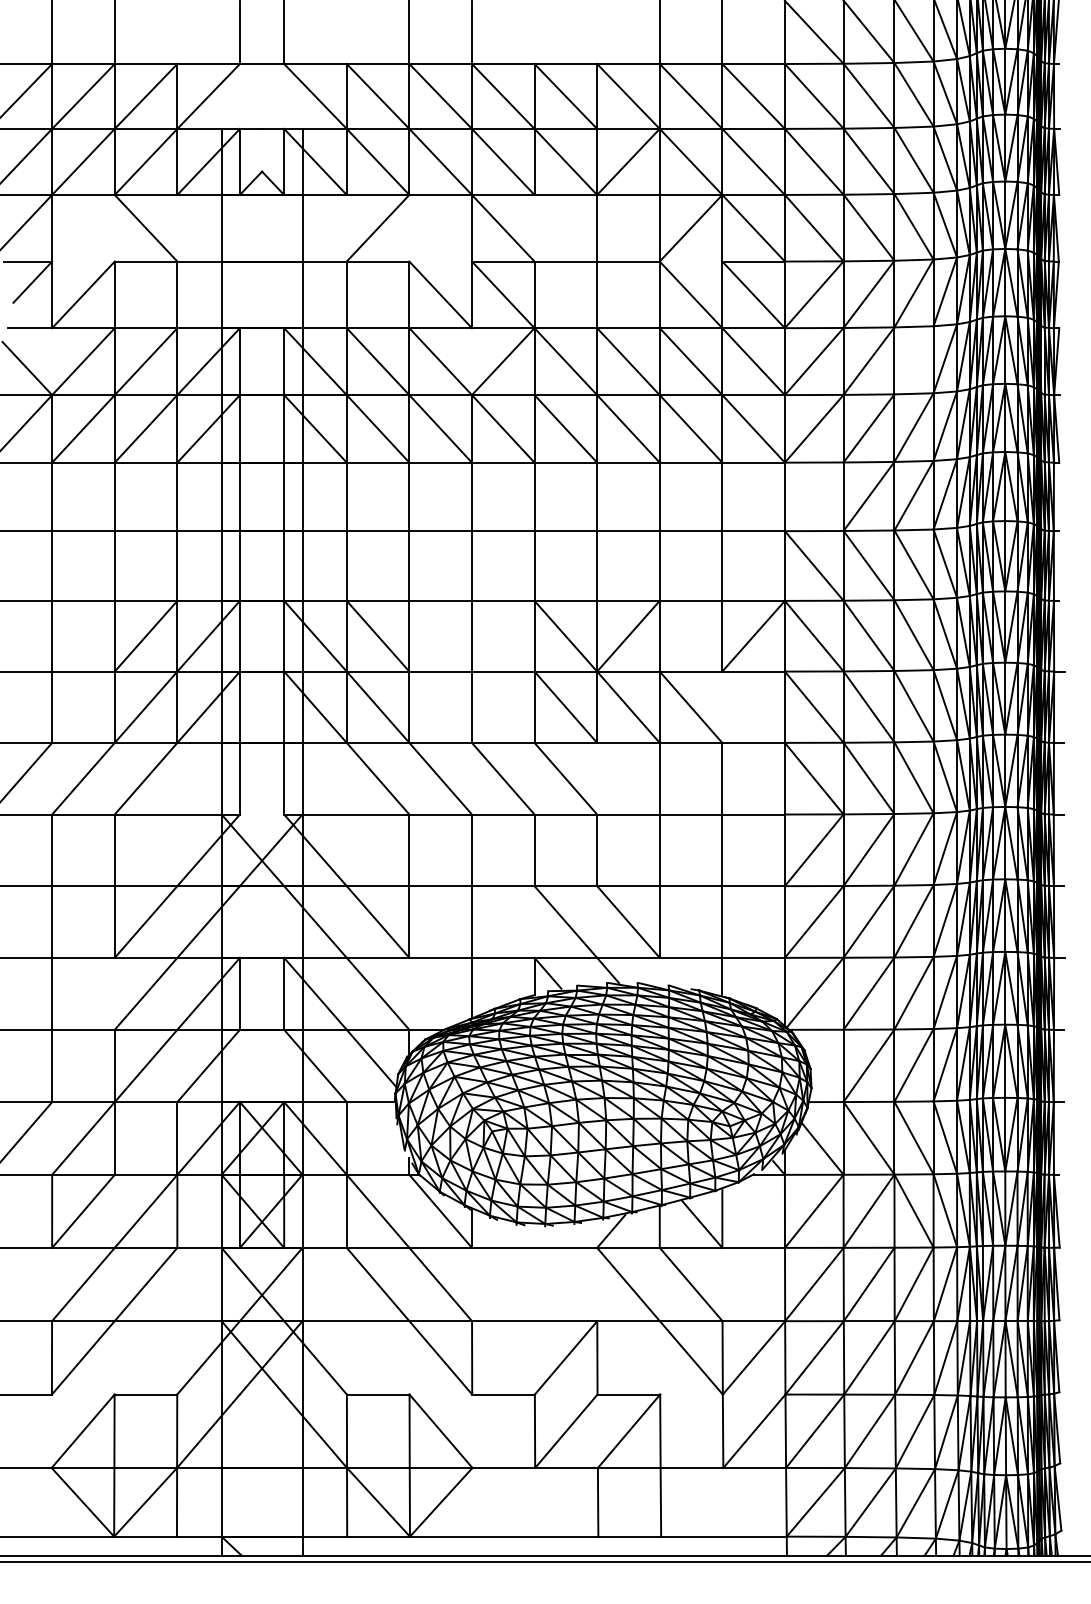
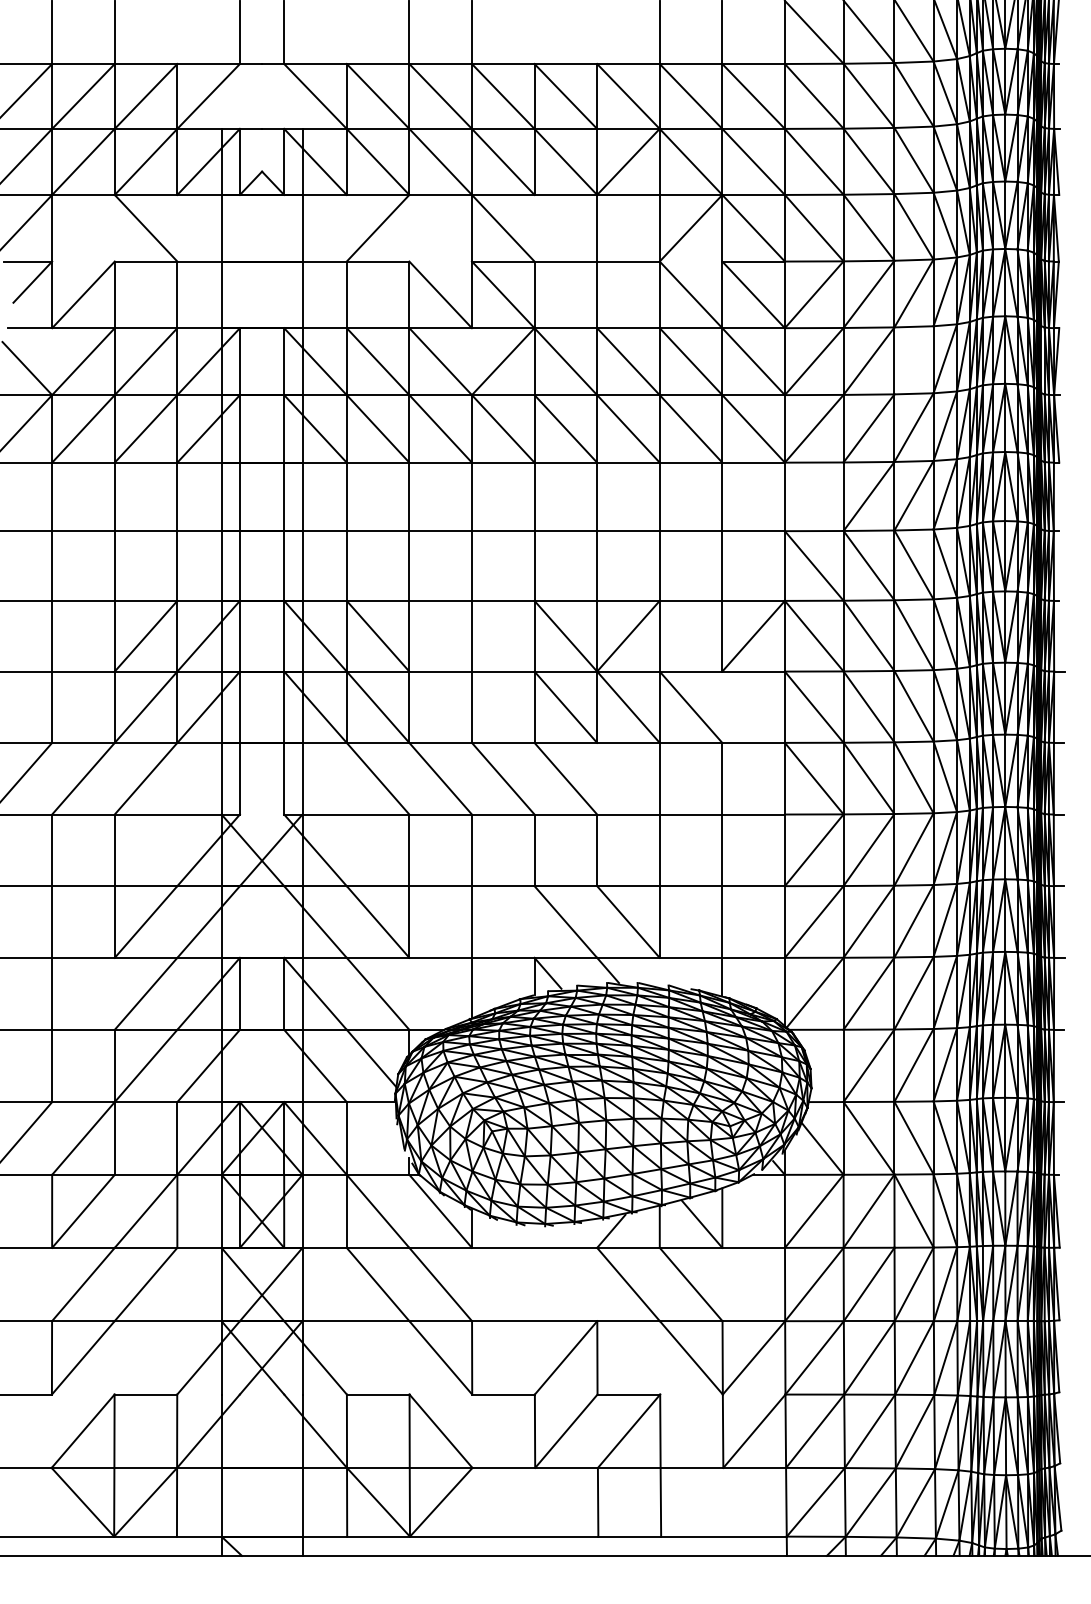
line: present -> none (544, 1561)
